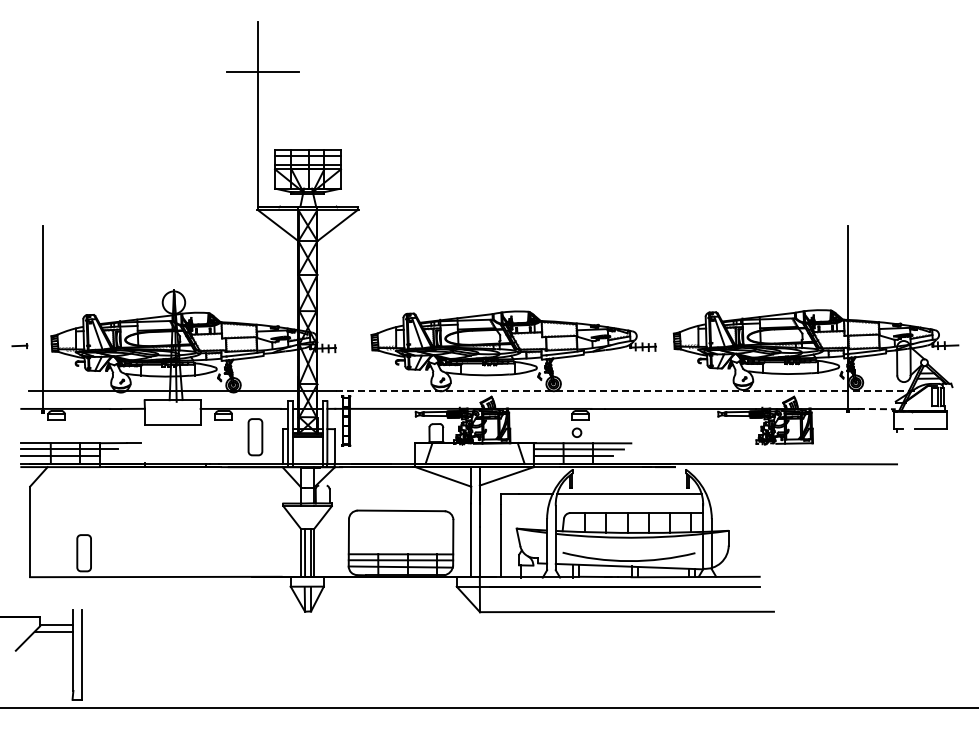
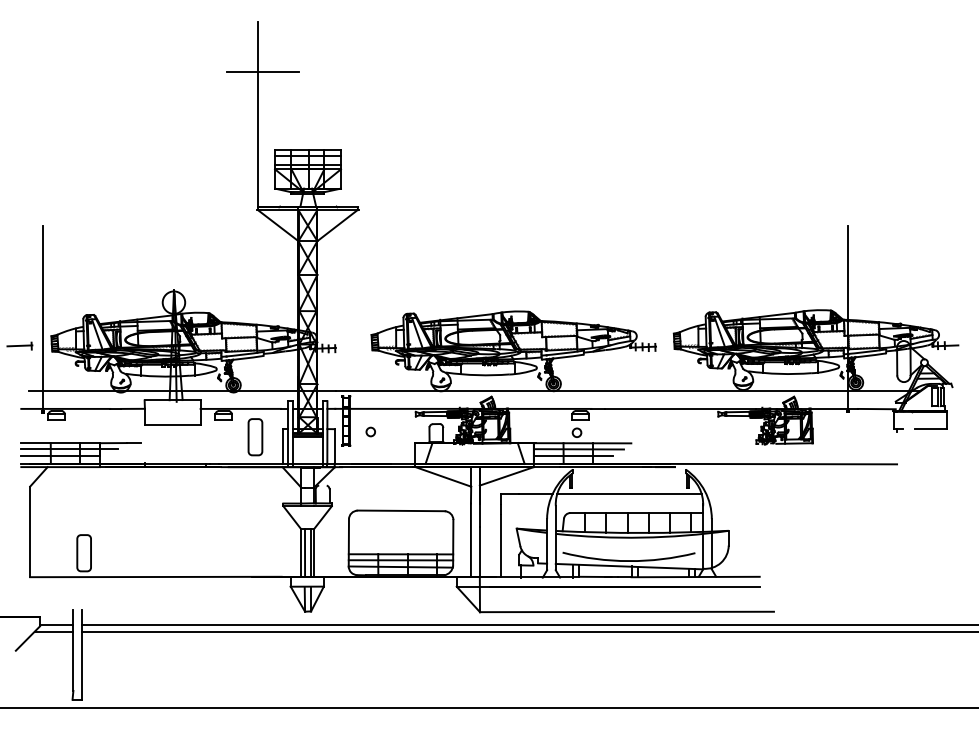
part size: 18x7 px -> 28x10 px (19, 345)
line: dashed -> solid (627, 391)
line: dashed -> solid (876, 409)
circle: none -> present (370, 431)
line: none -> present (528, 625)
line: none -> present (528, 632)
